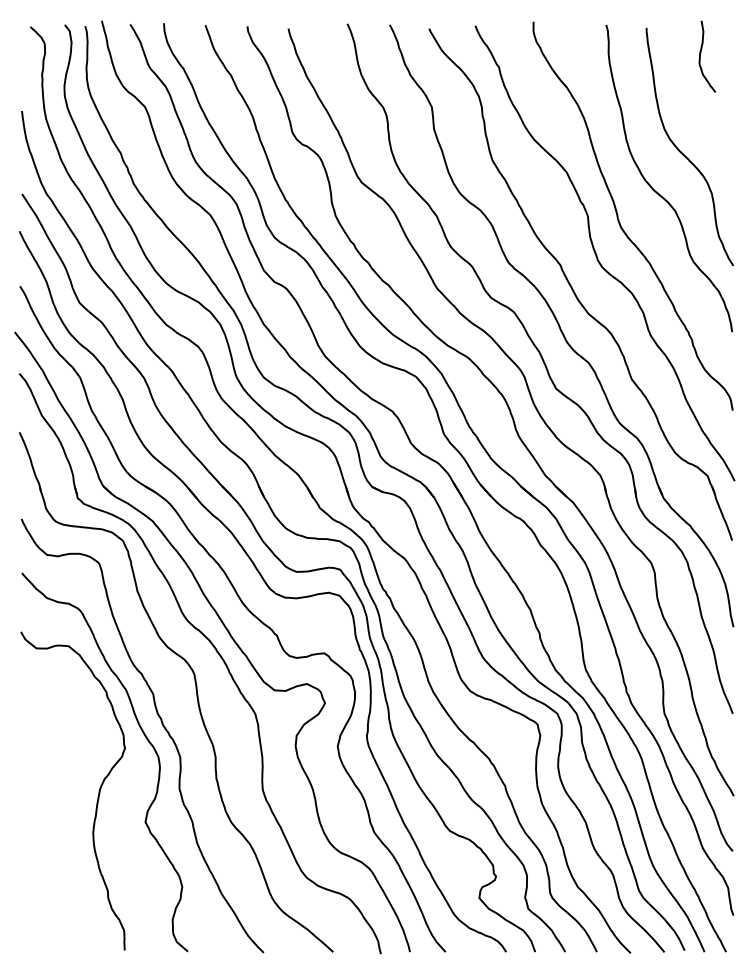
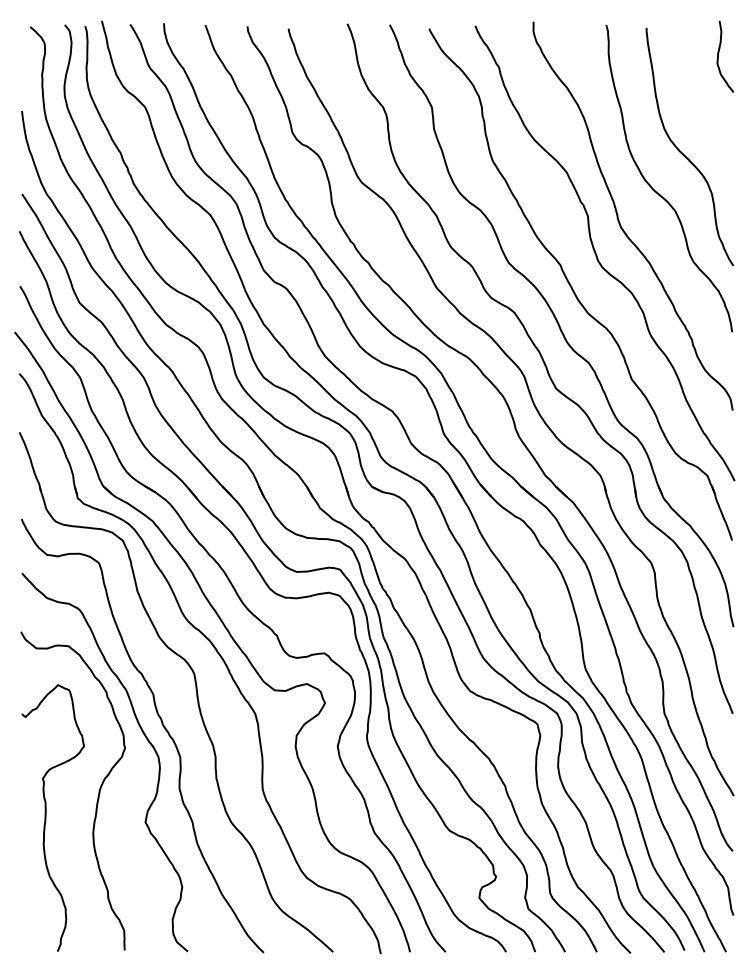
curve position: (701, 53) -> (719, 53) (719, 53)
curve: none -> present (46, 817)
